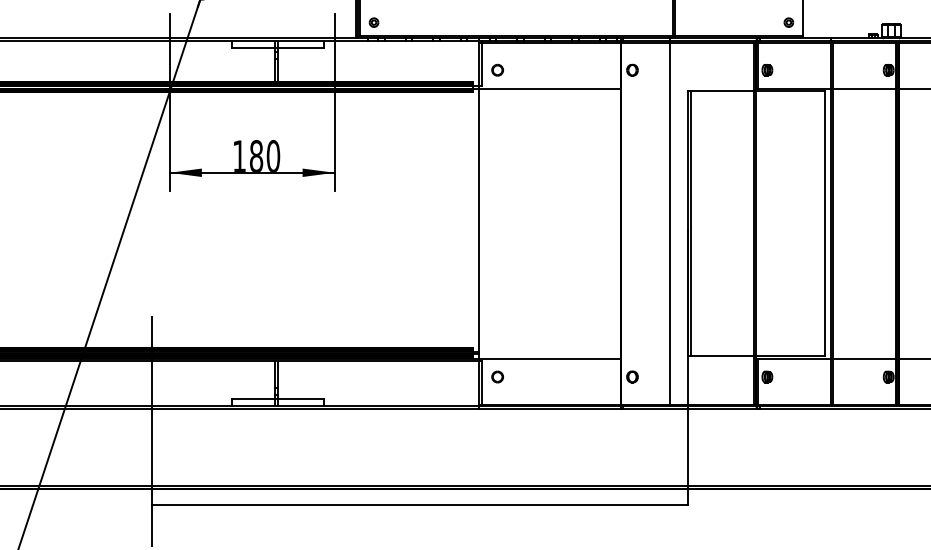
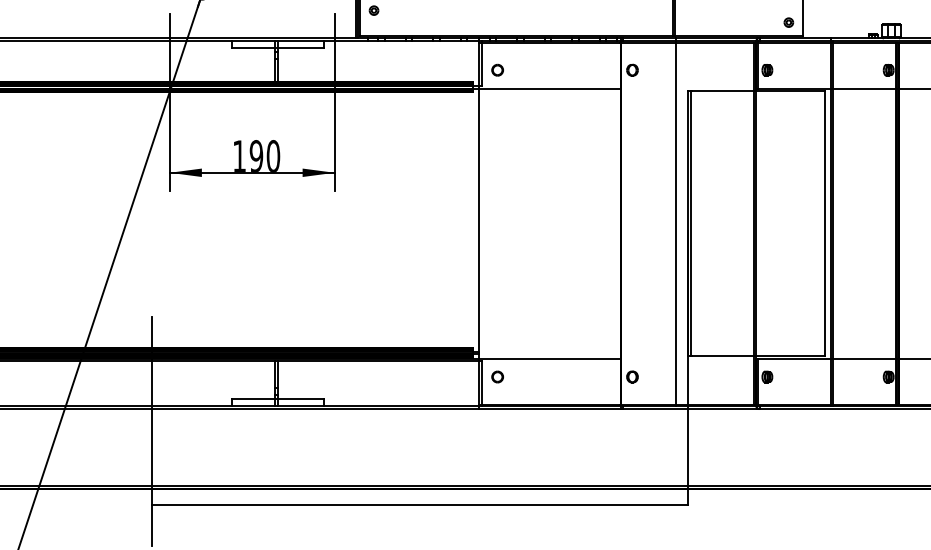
part position: (373, 22) -> (373, 10) (373, 10)
text: 180 -> 190 (256, 155)
line position: (669, 222) -> (675, 222) (675, 222)
